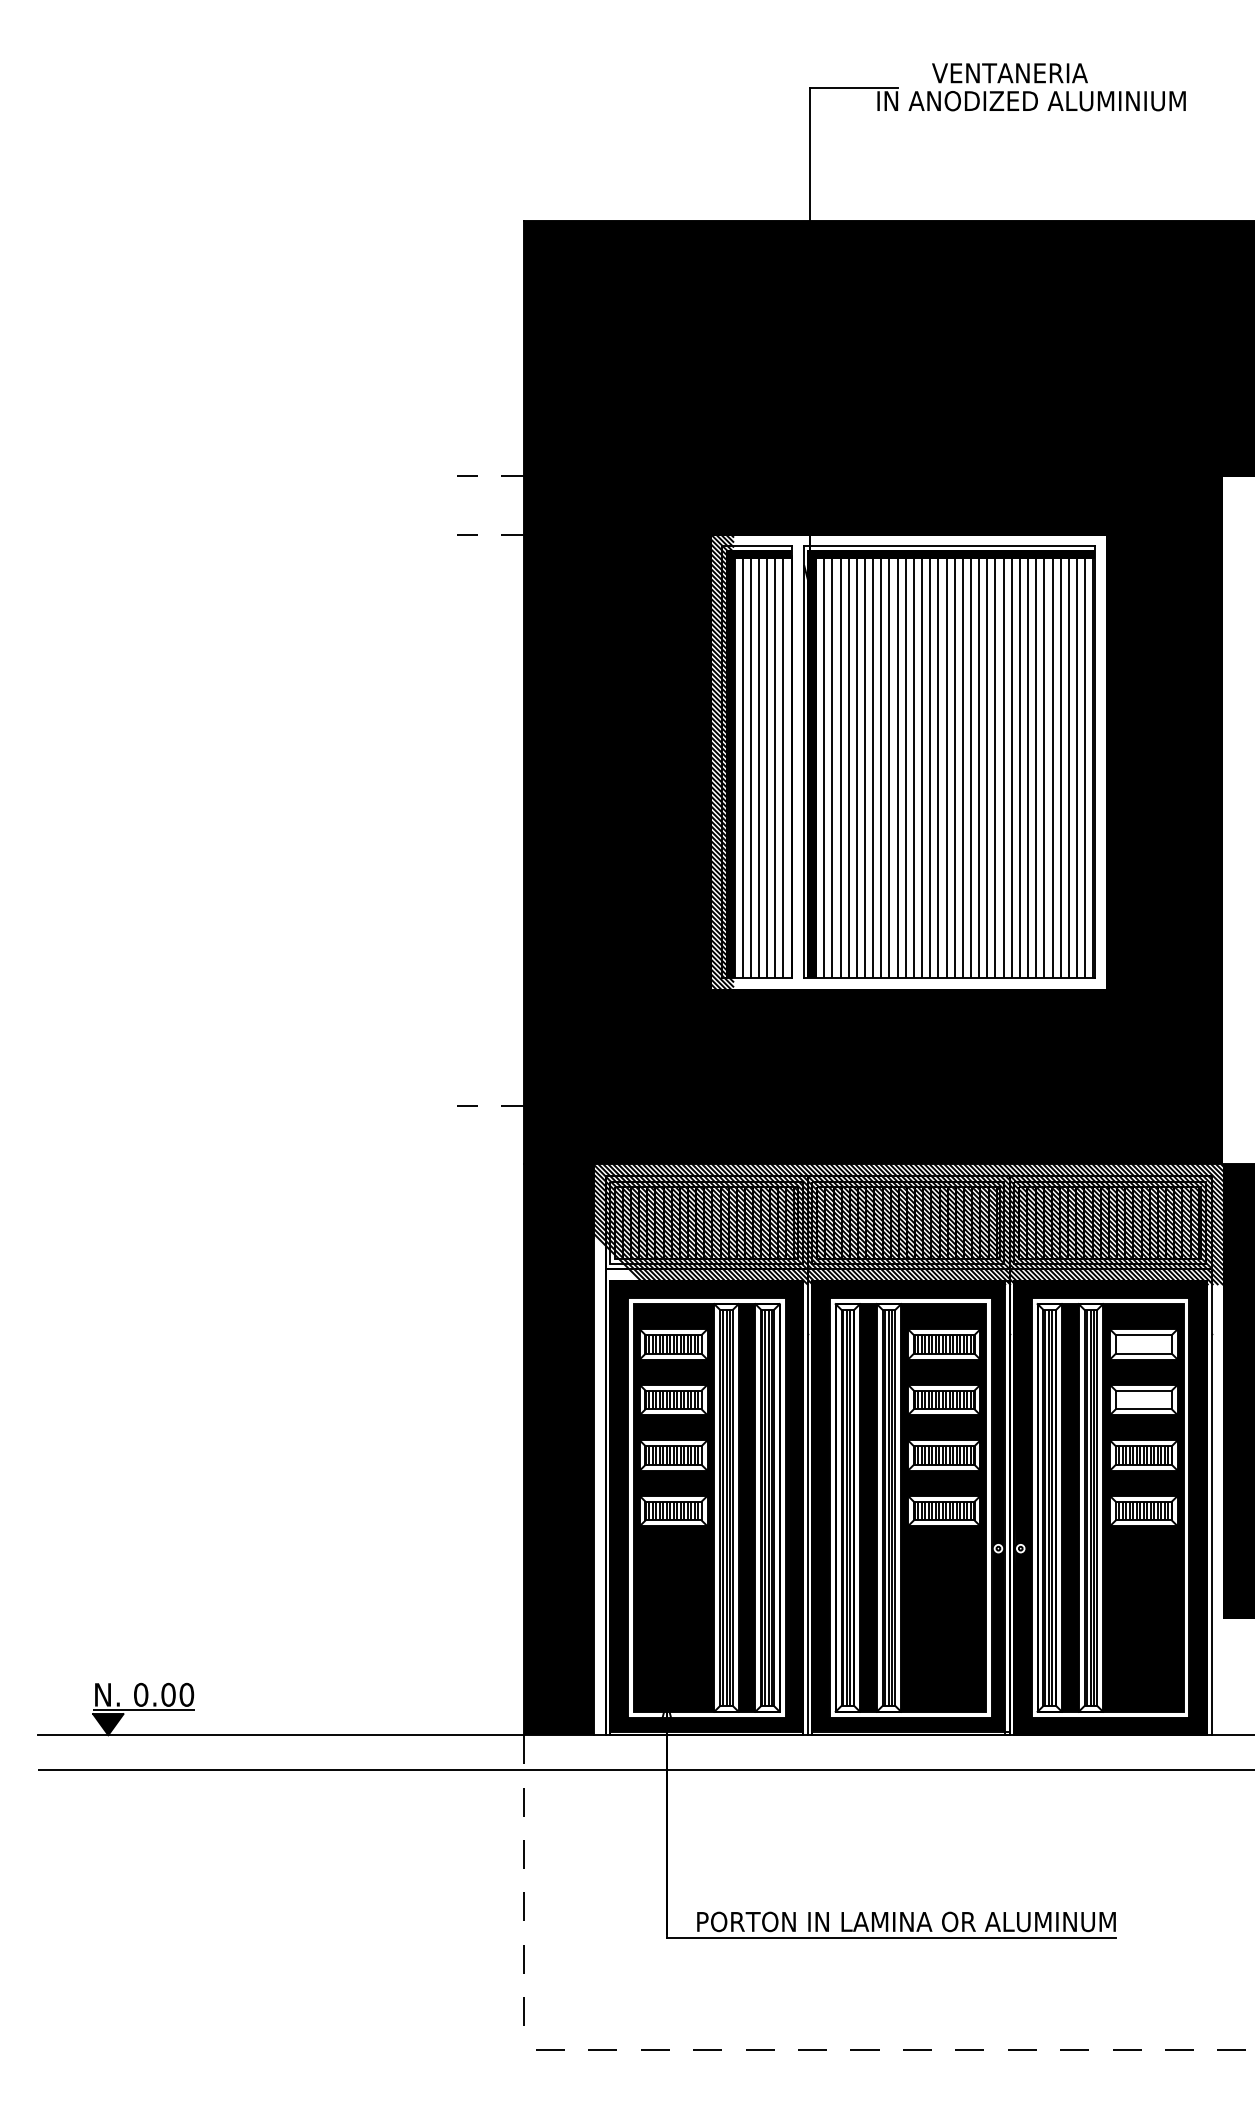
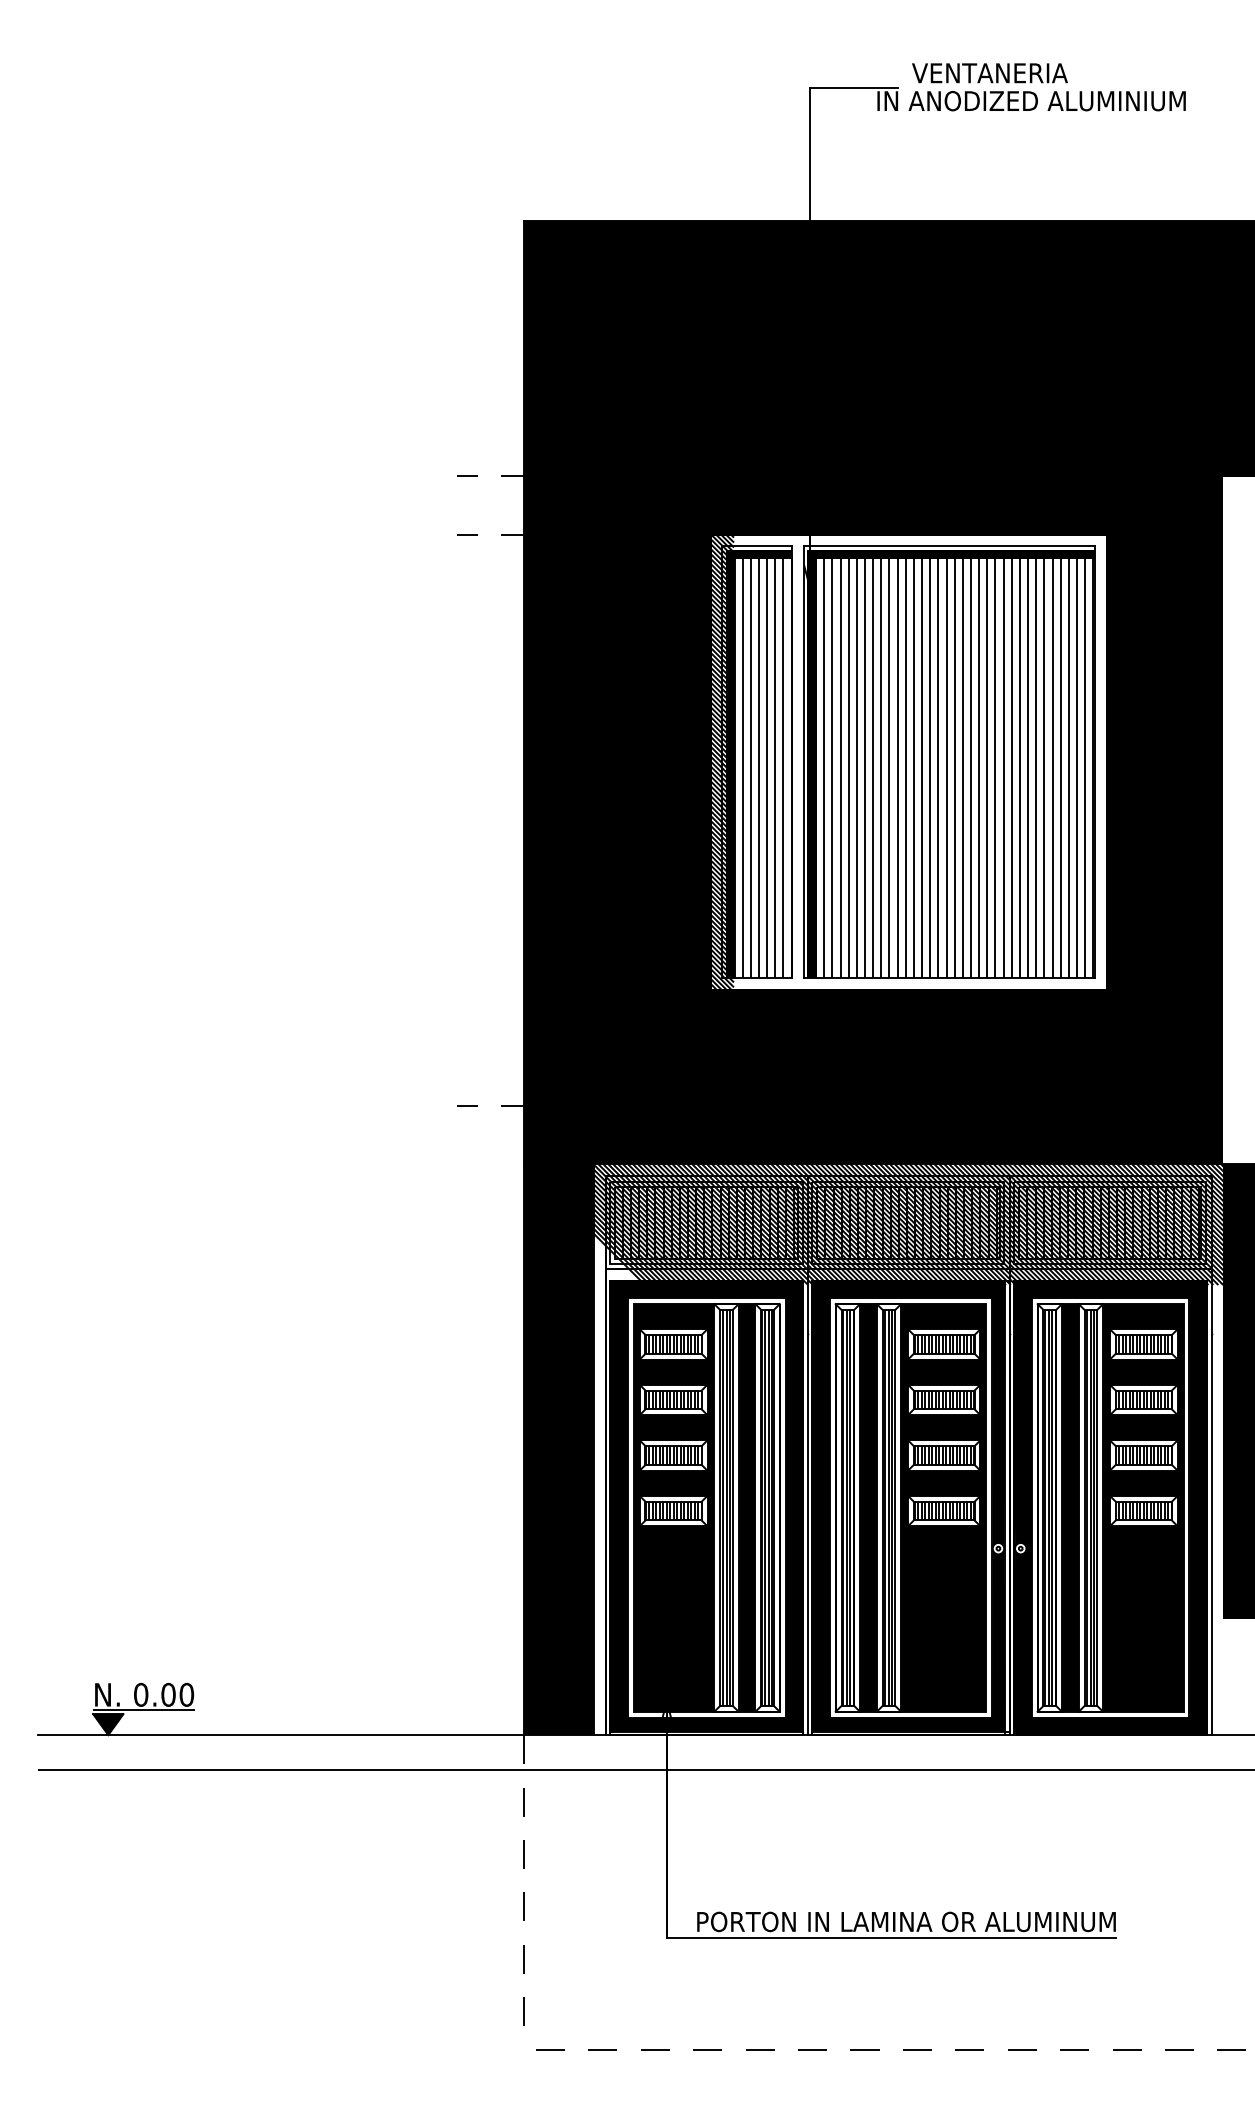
text position: (1009, 73) -> (989, 73) (989, 73)
hatch: none -> present (1145, 1344)
hatch: none -> present (1145, 1399)
